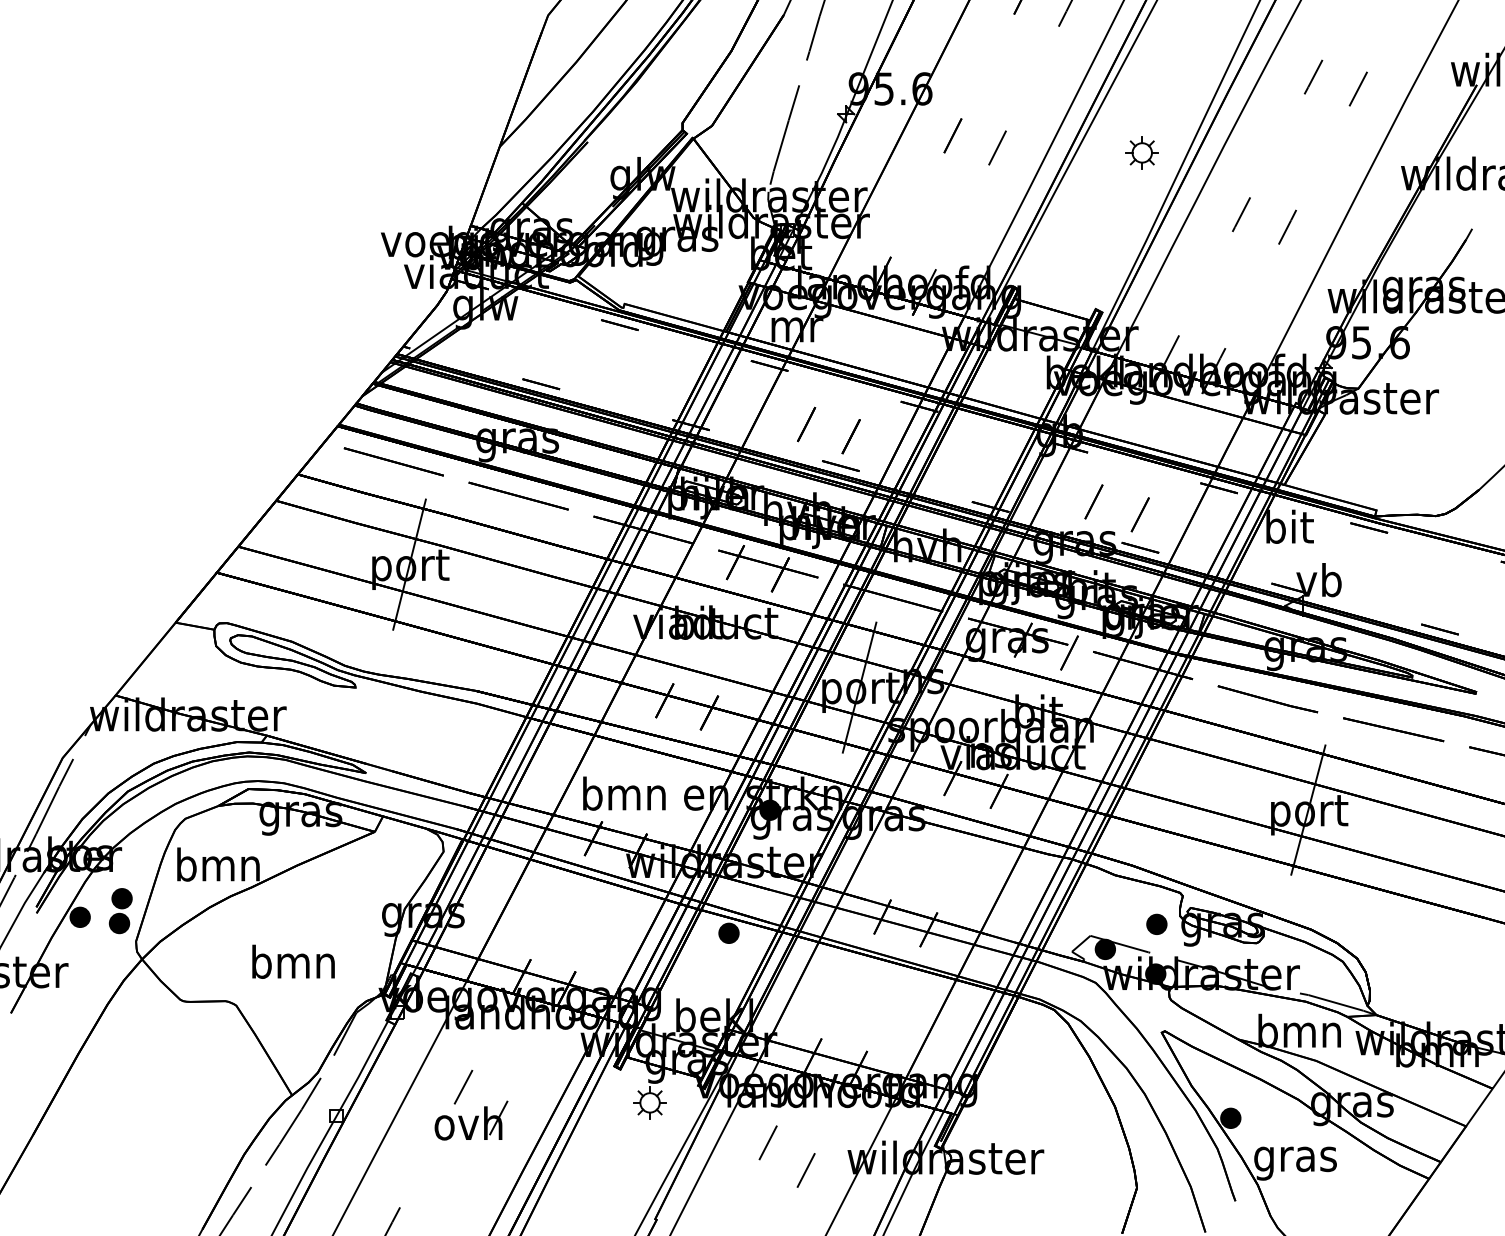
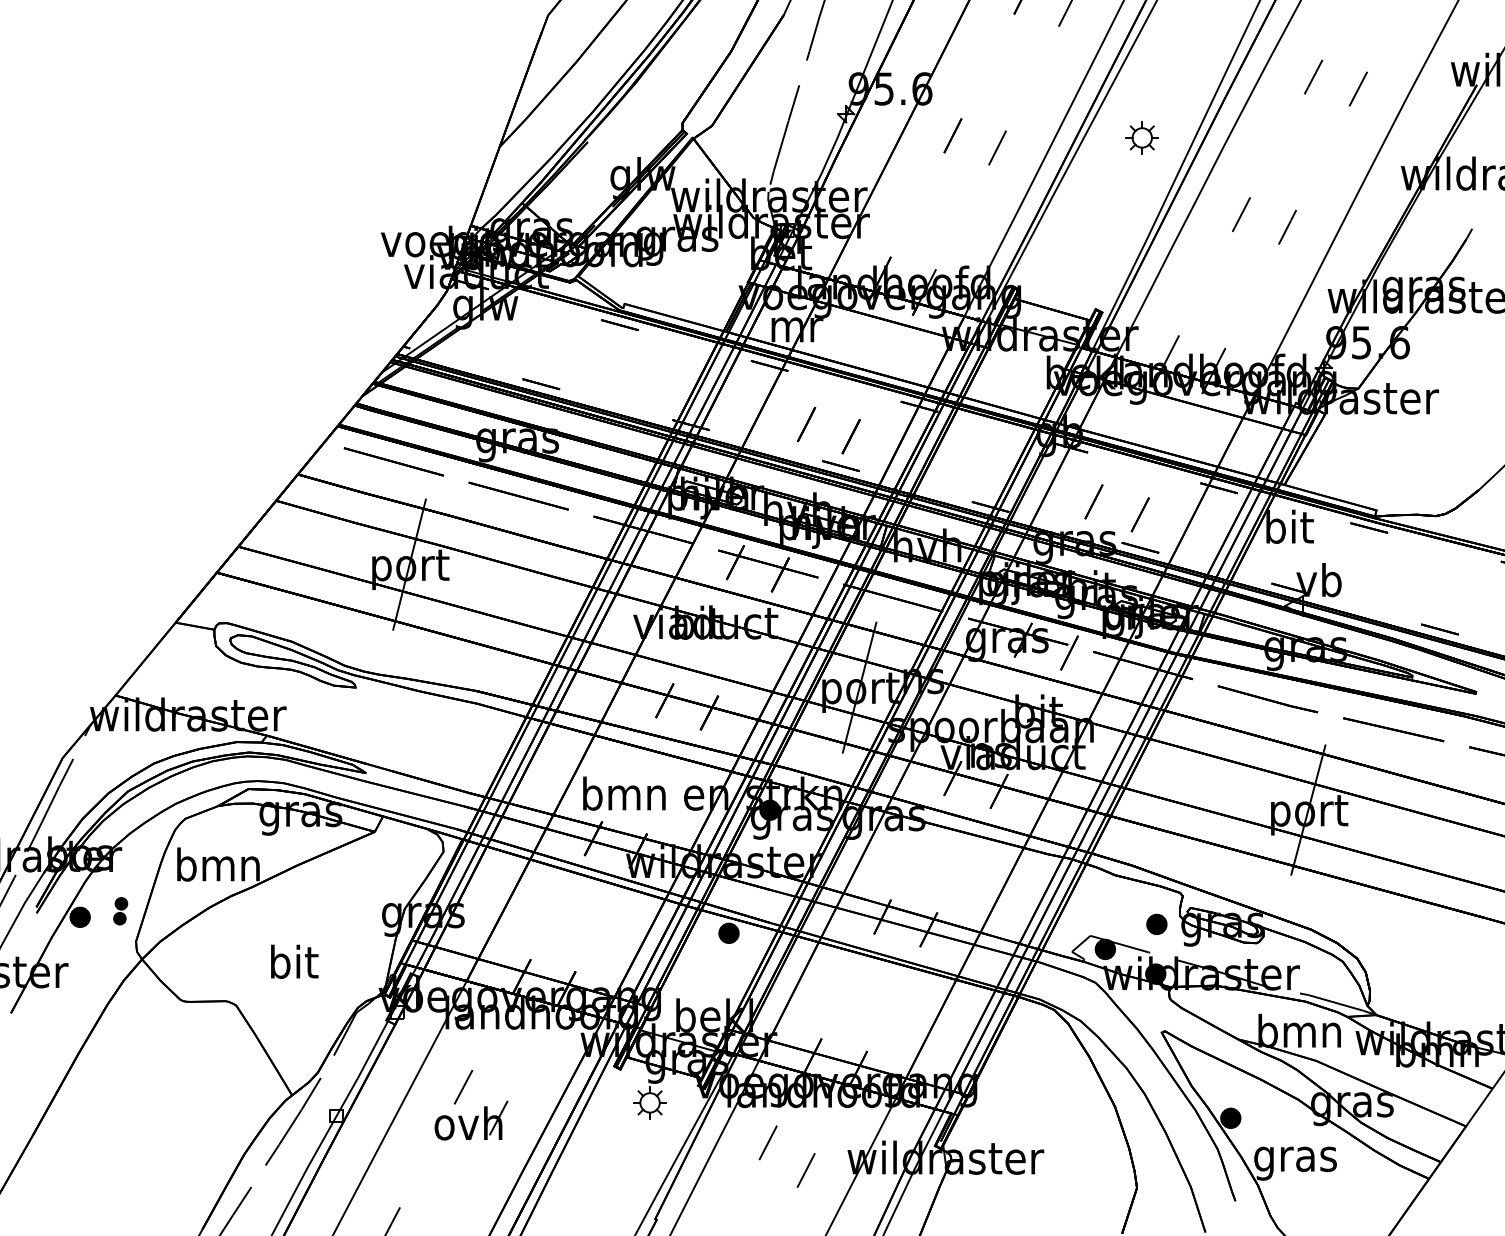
part position: (1141, 152) -> (1141, 137) (1141, 137)
part size: 25x47 px -> 16x29 px (120, 911)
text: bmn -> bit (293, 961)
